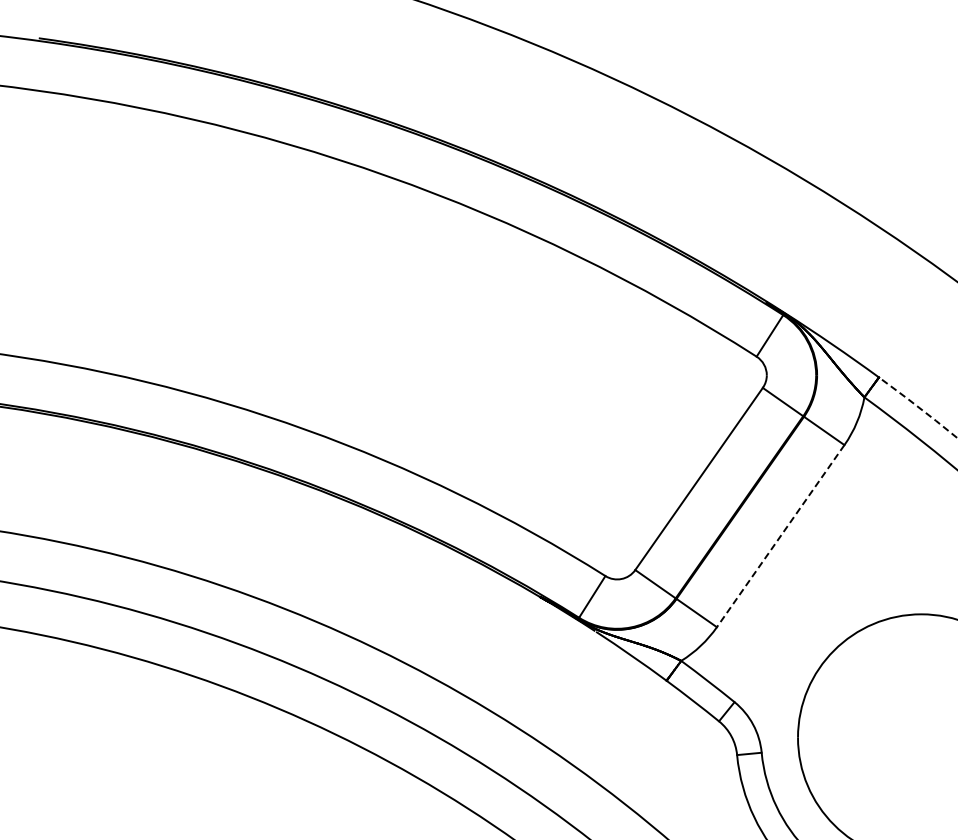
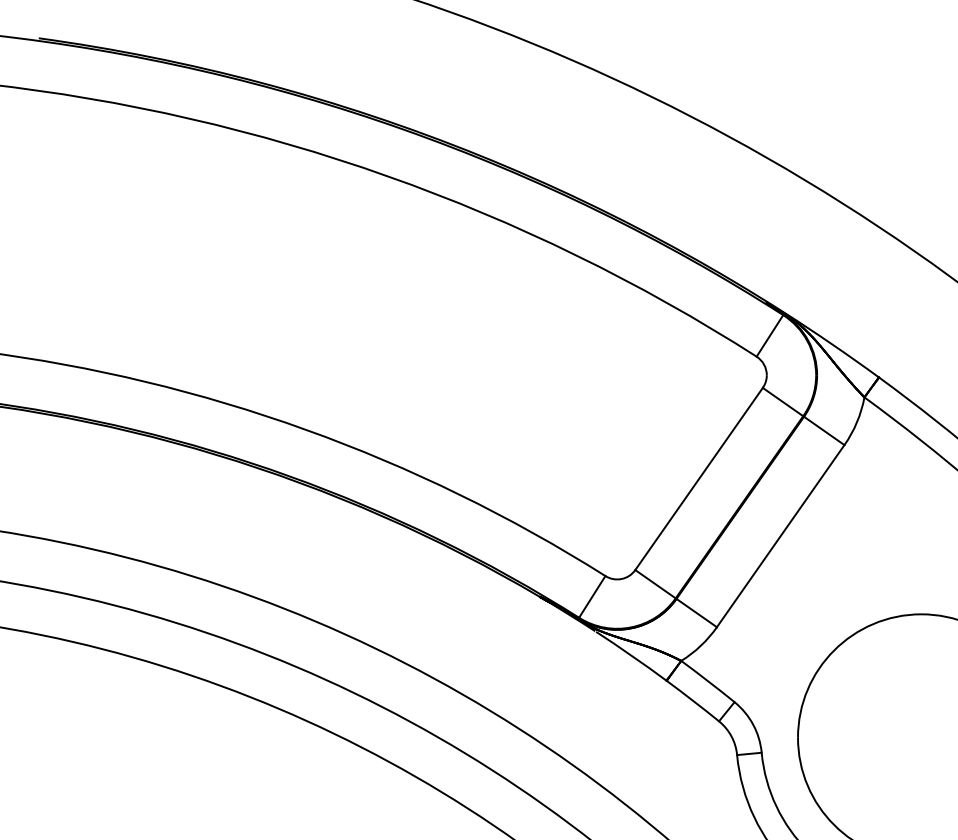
arc: dashed -> solid (918, 407)
line: dashed -> solid (780, 536)
